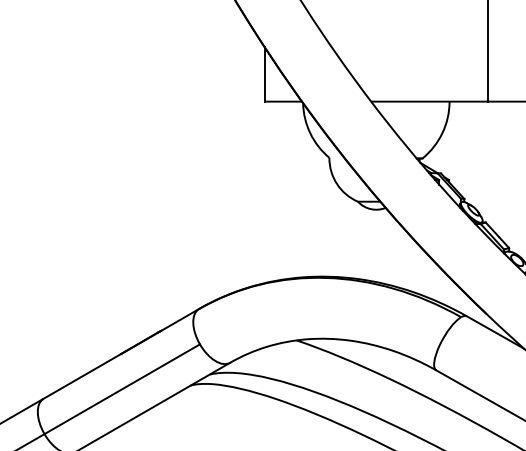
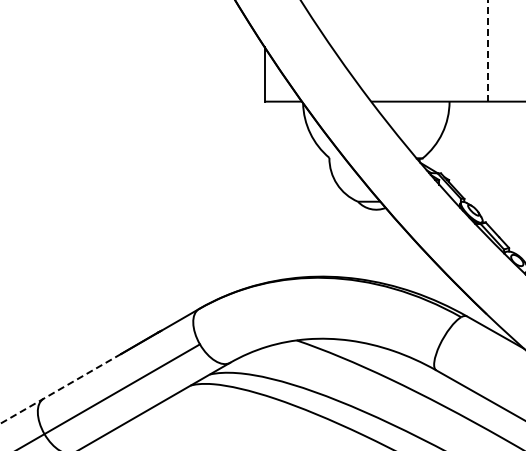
line: solid -> dashed (487, 50)
line: solid -> dashed (60, 388)
